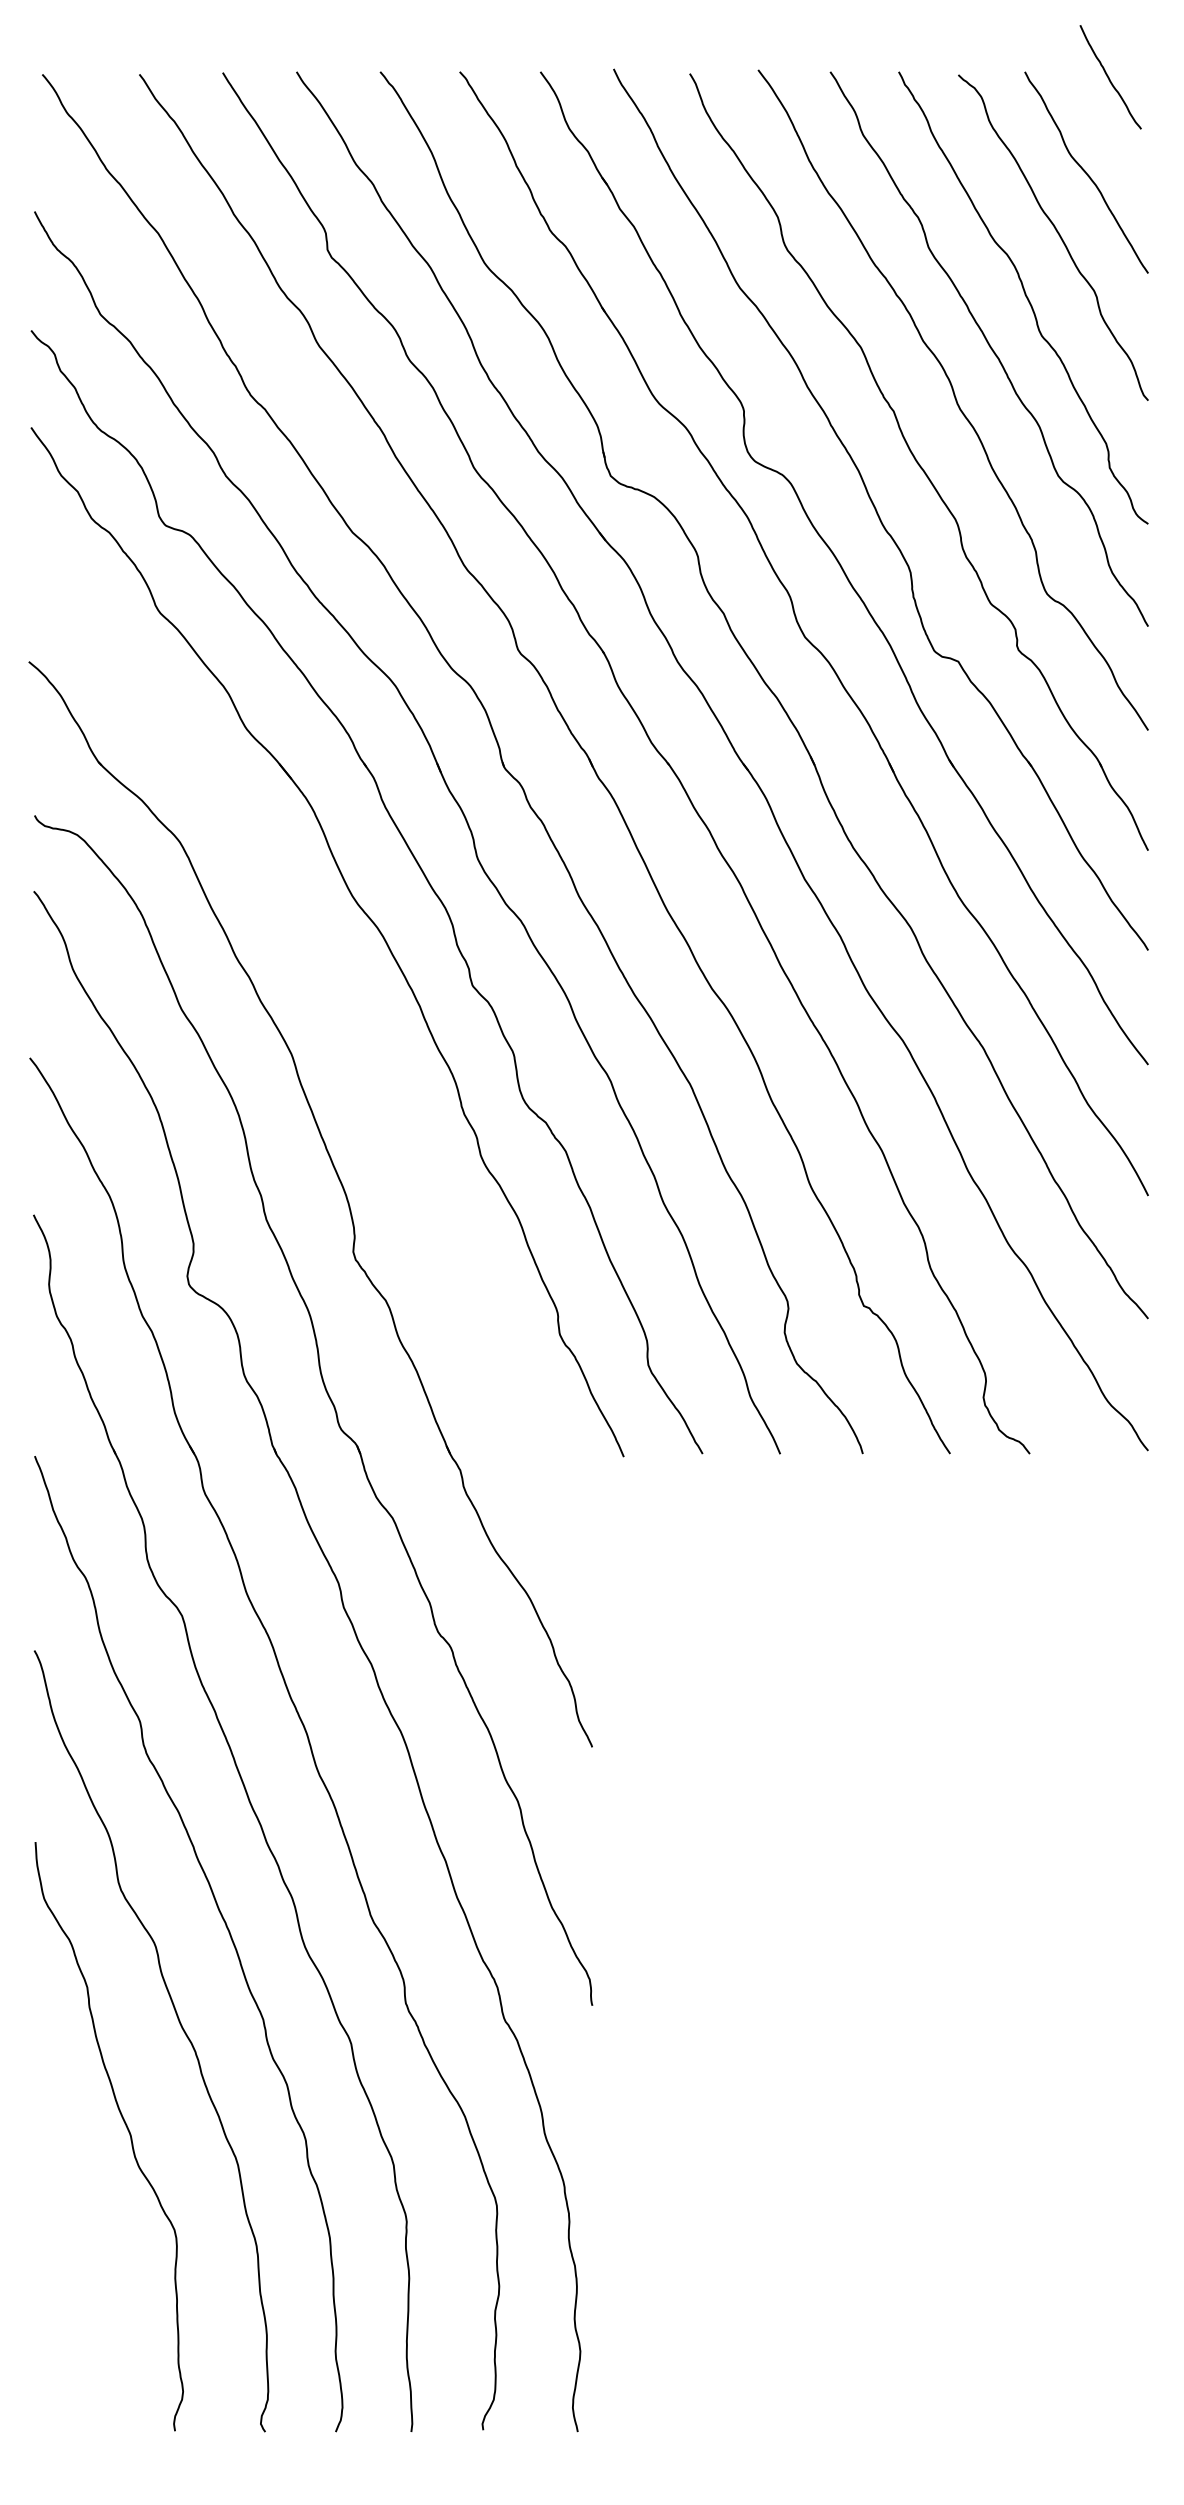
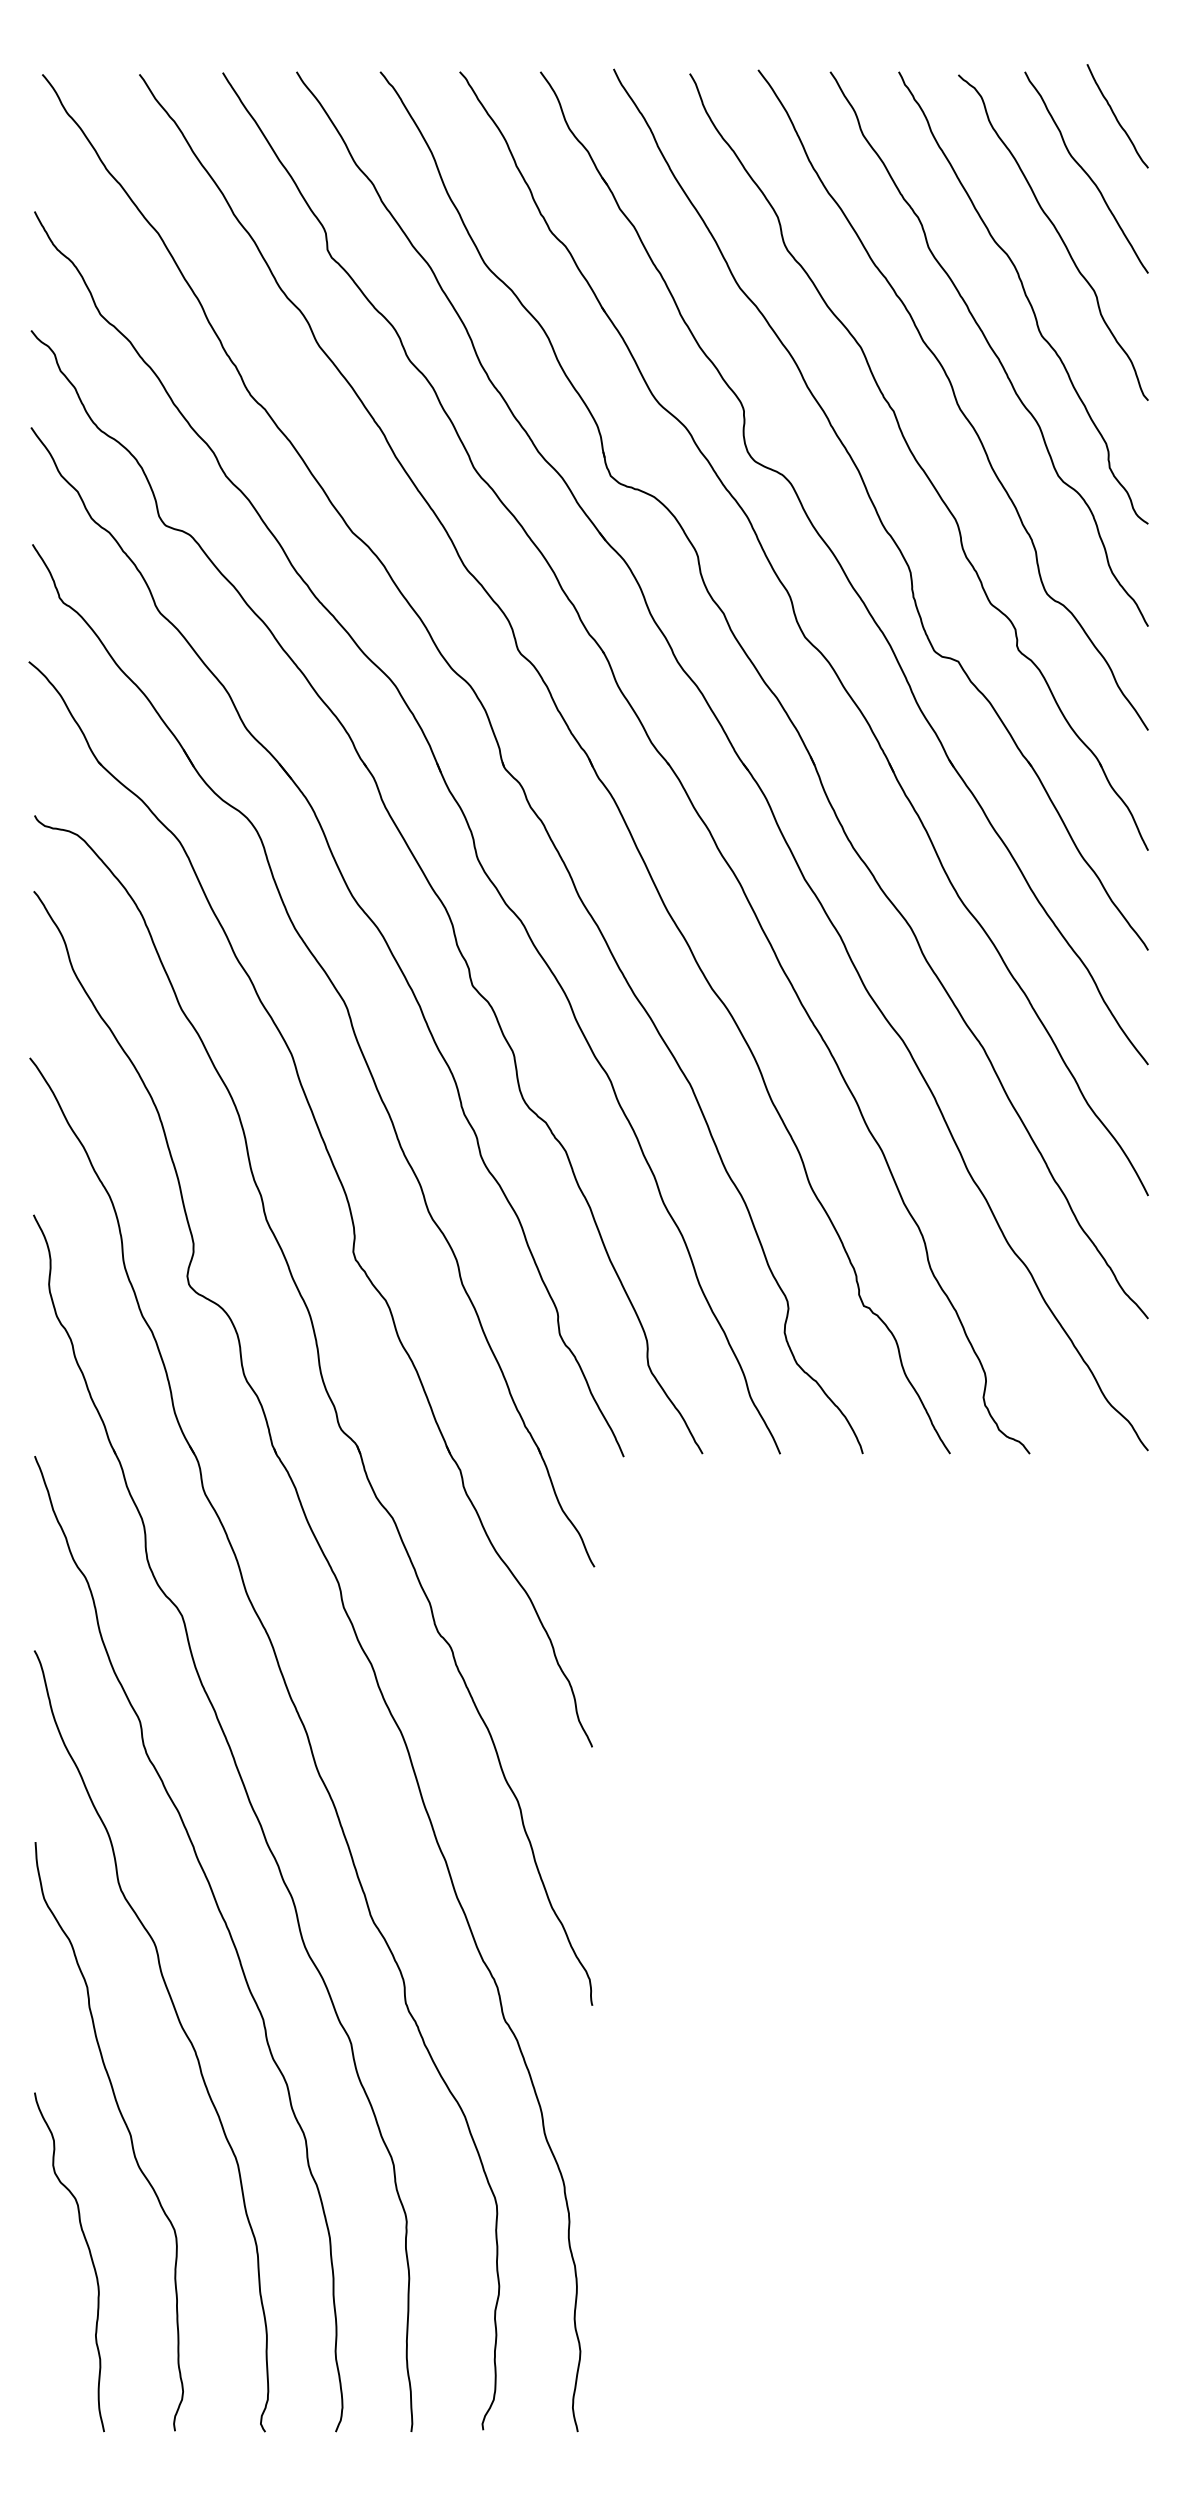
curve position: (1109, 77) -> (1116, 116) (1116, 116)
part: none -> present (356, 1042)
curve: none -> present (90, 2258)
